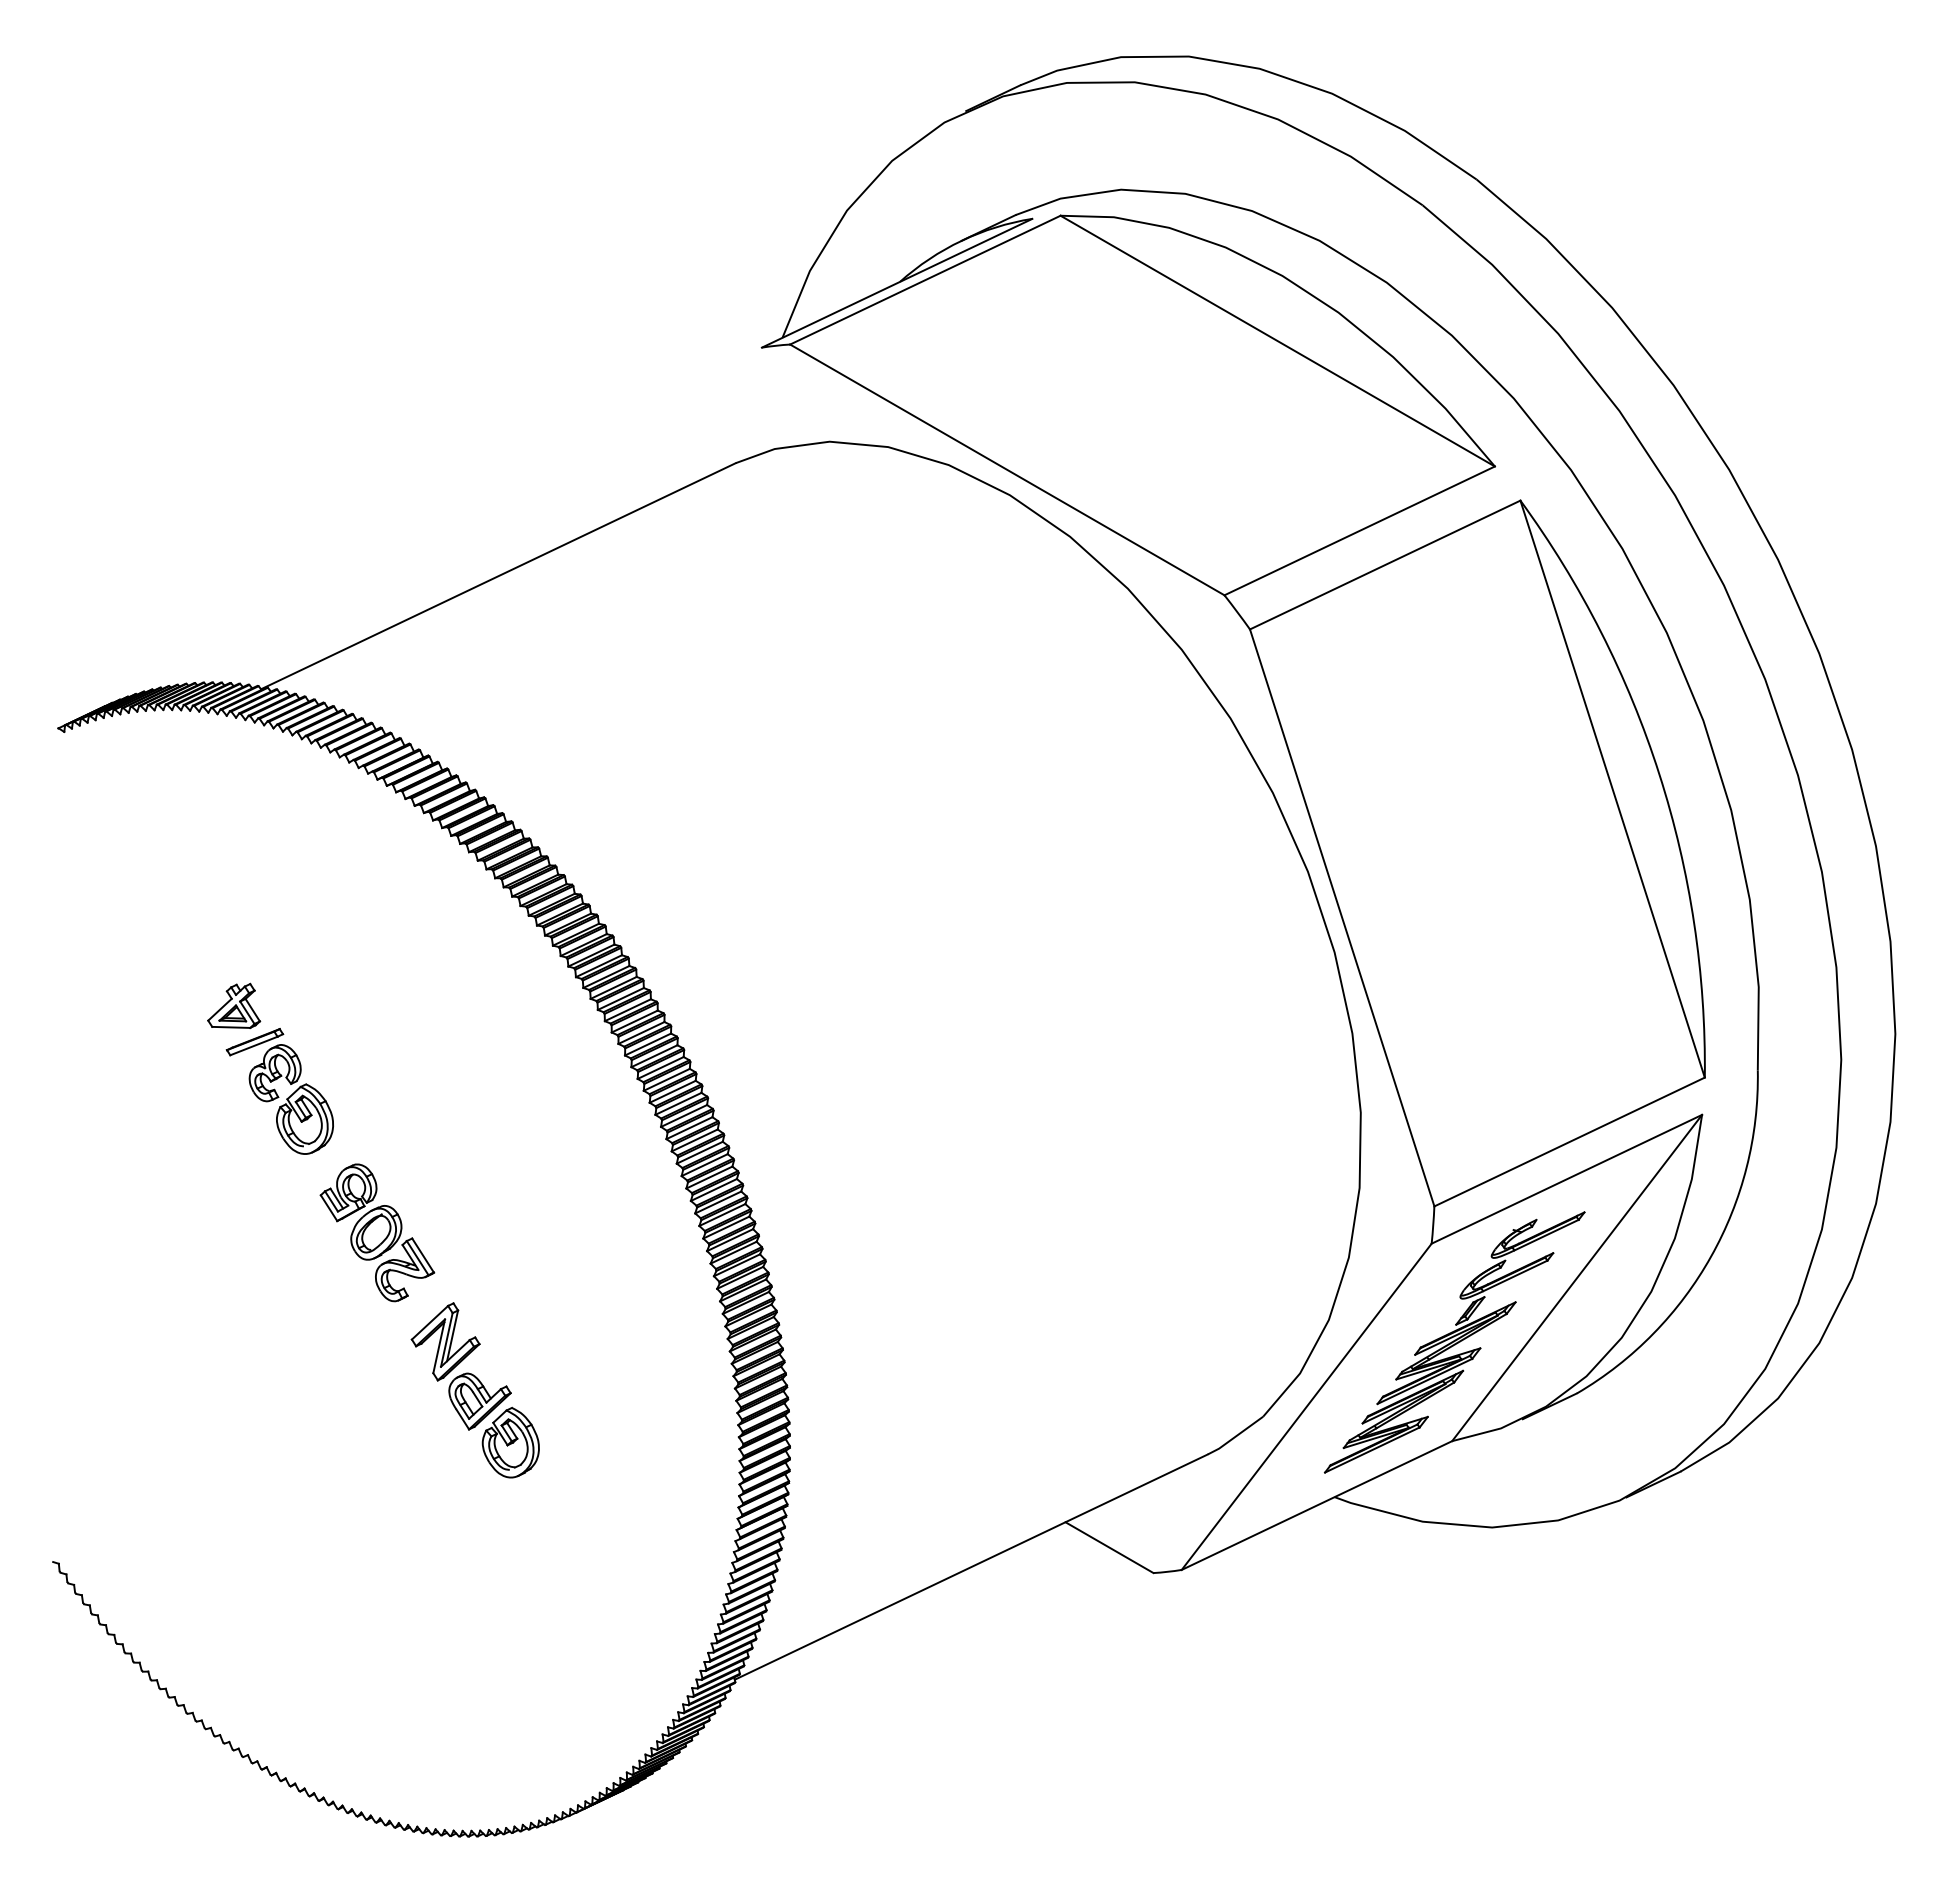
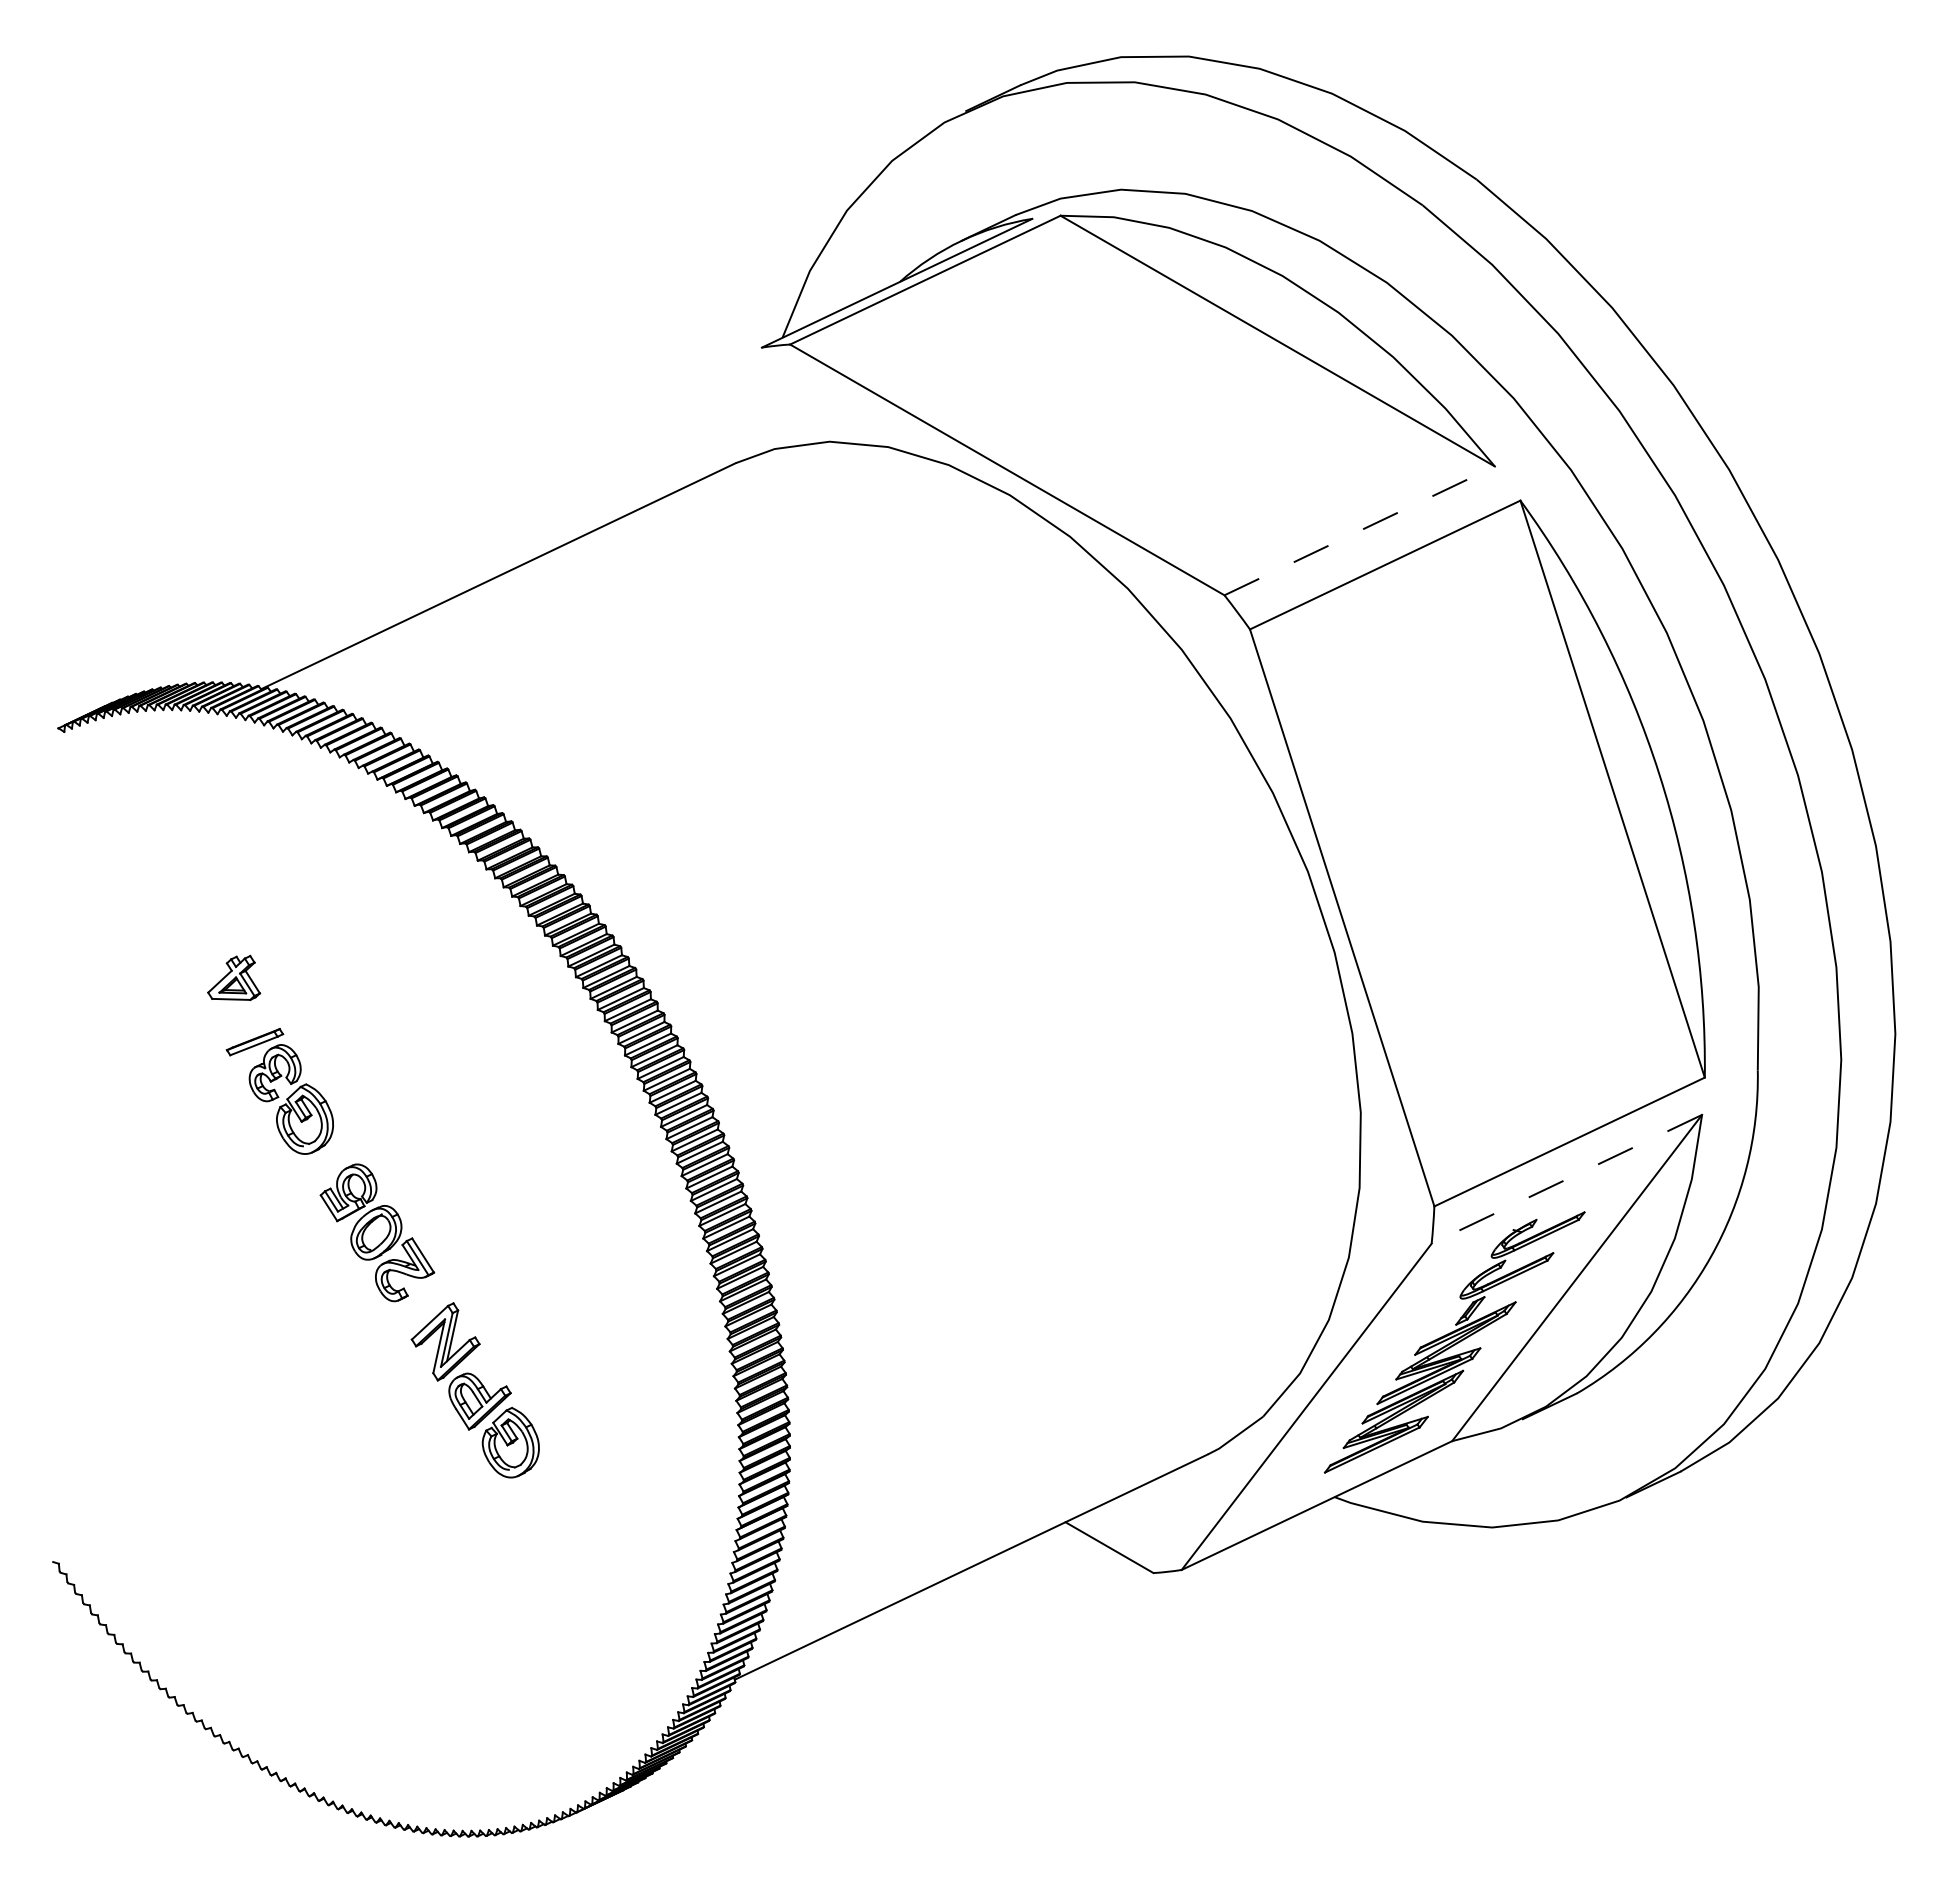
line: solid -> dashed (1359, 530)
part position: (234, 1005) -> (234, 977) (234, 977)
line: solid -> dashed (1566, 1179)
